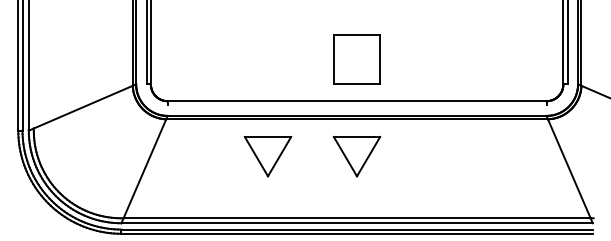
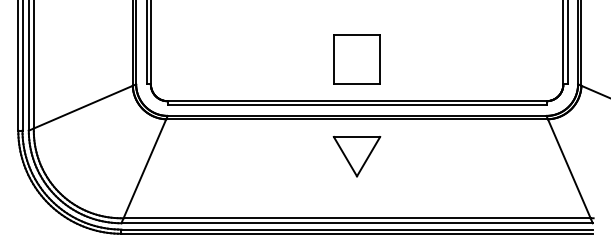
line: none -> present (33, 65)
line: none -> present (356, 105)
part: present -> none (267, 156)
